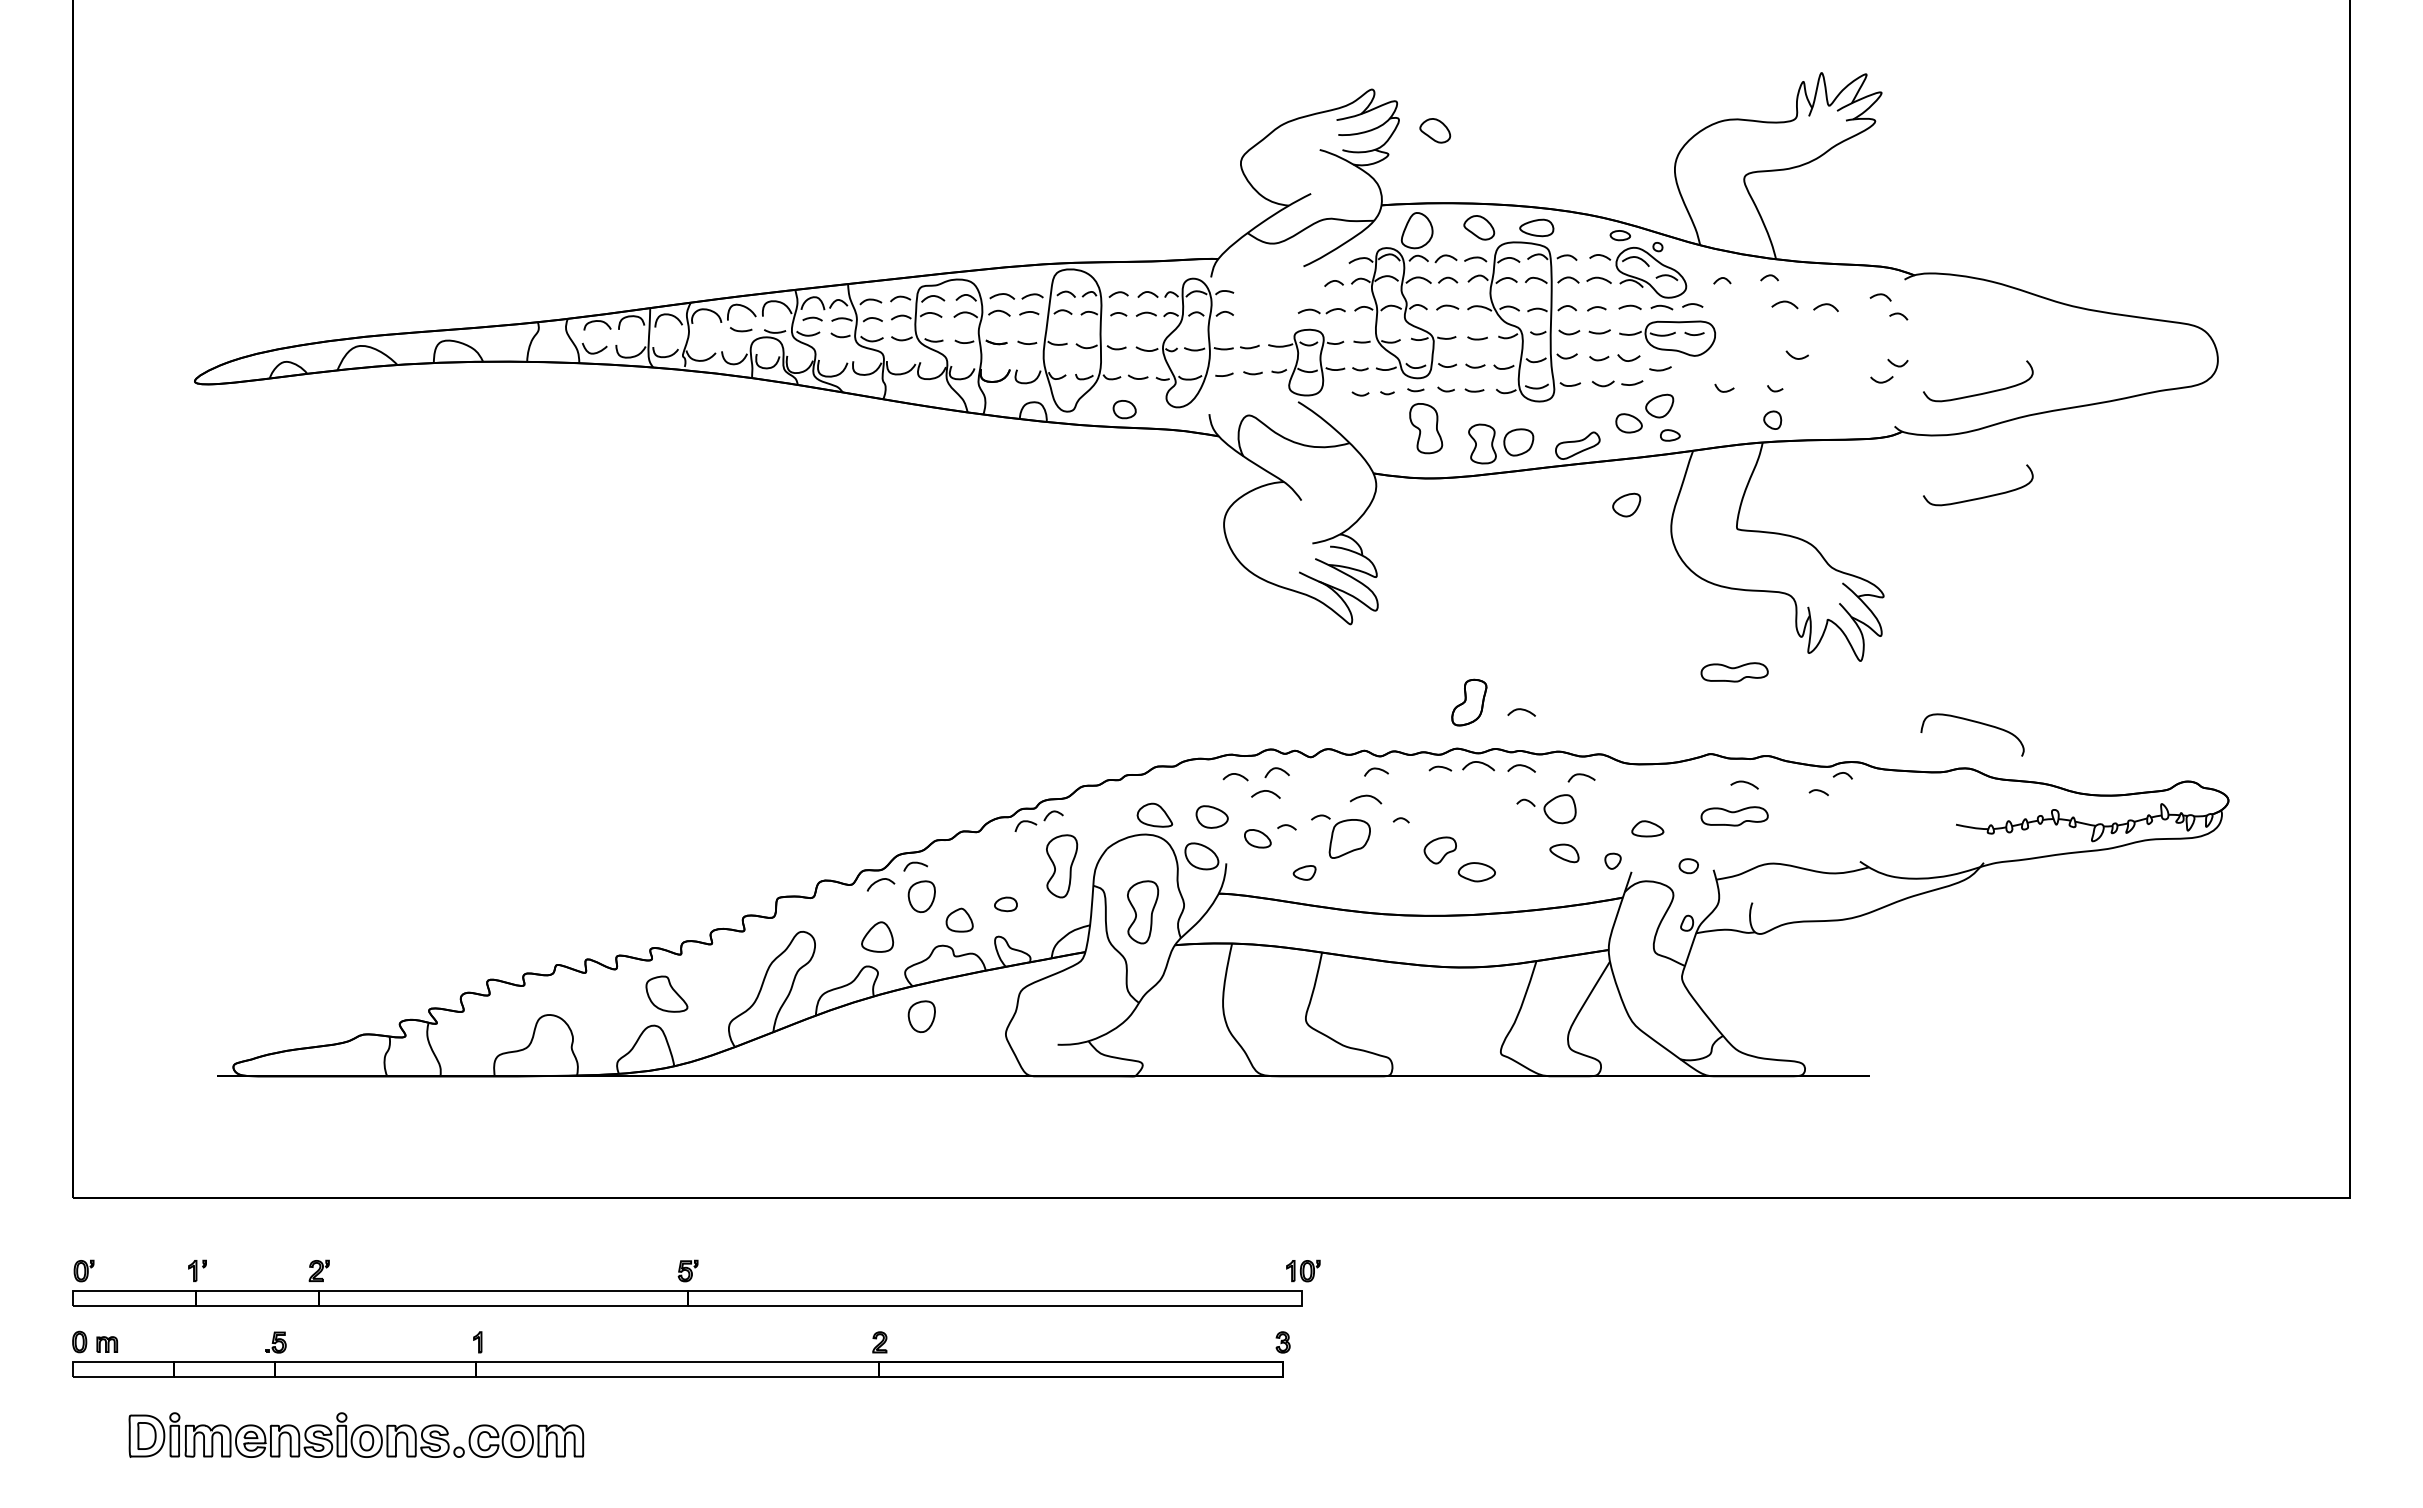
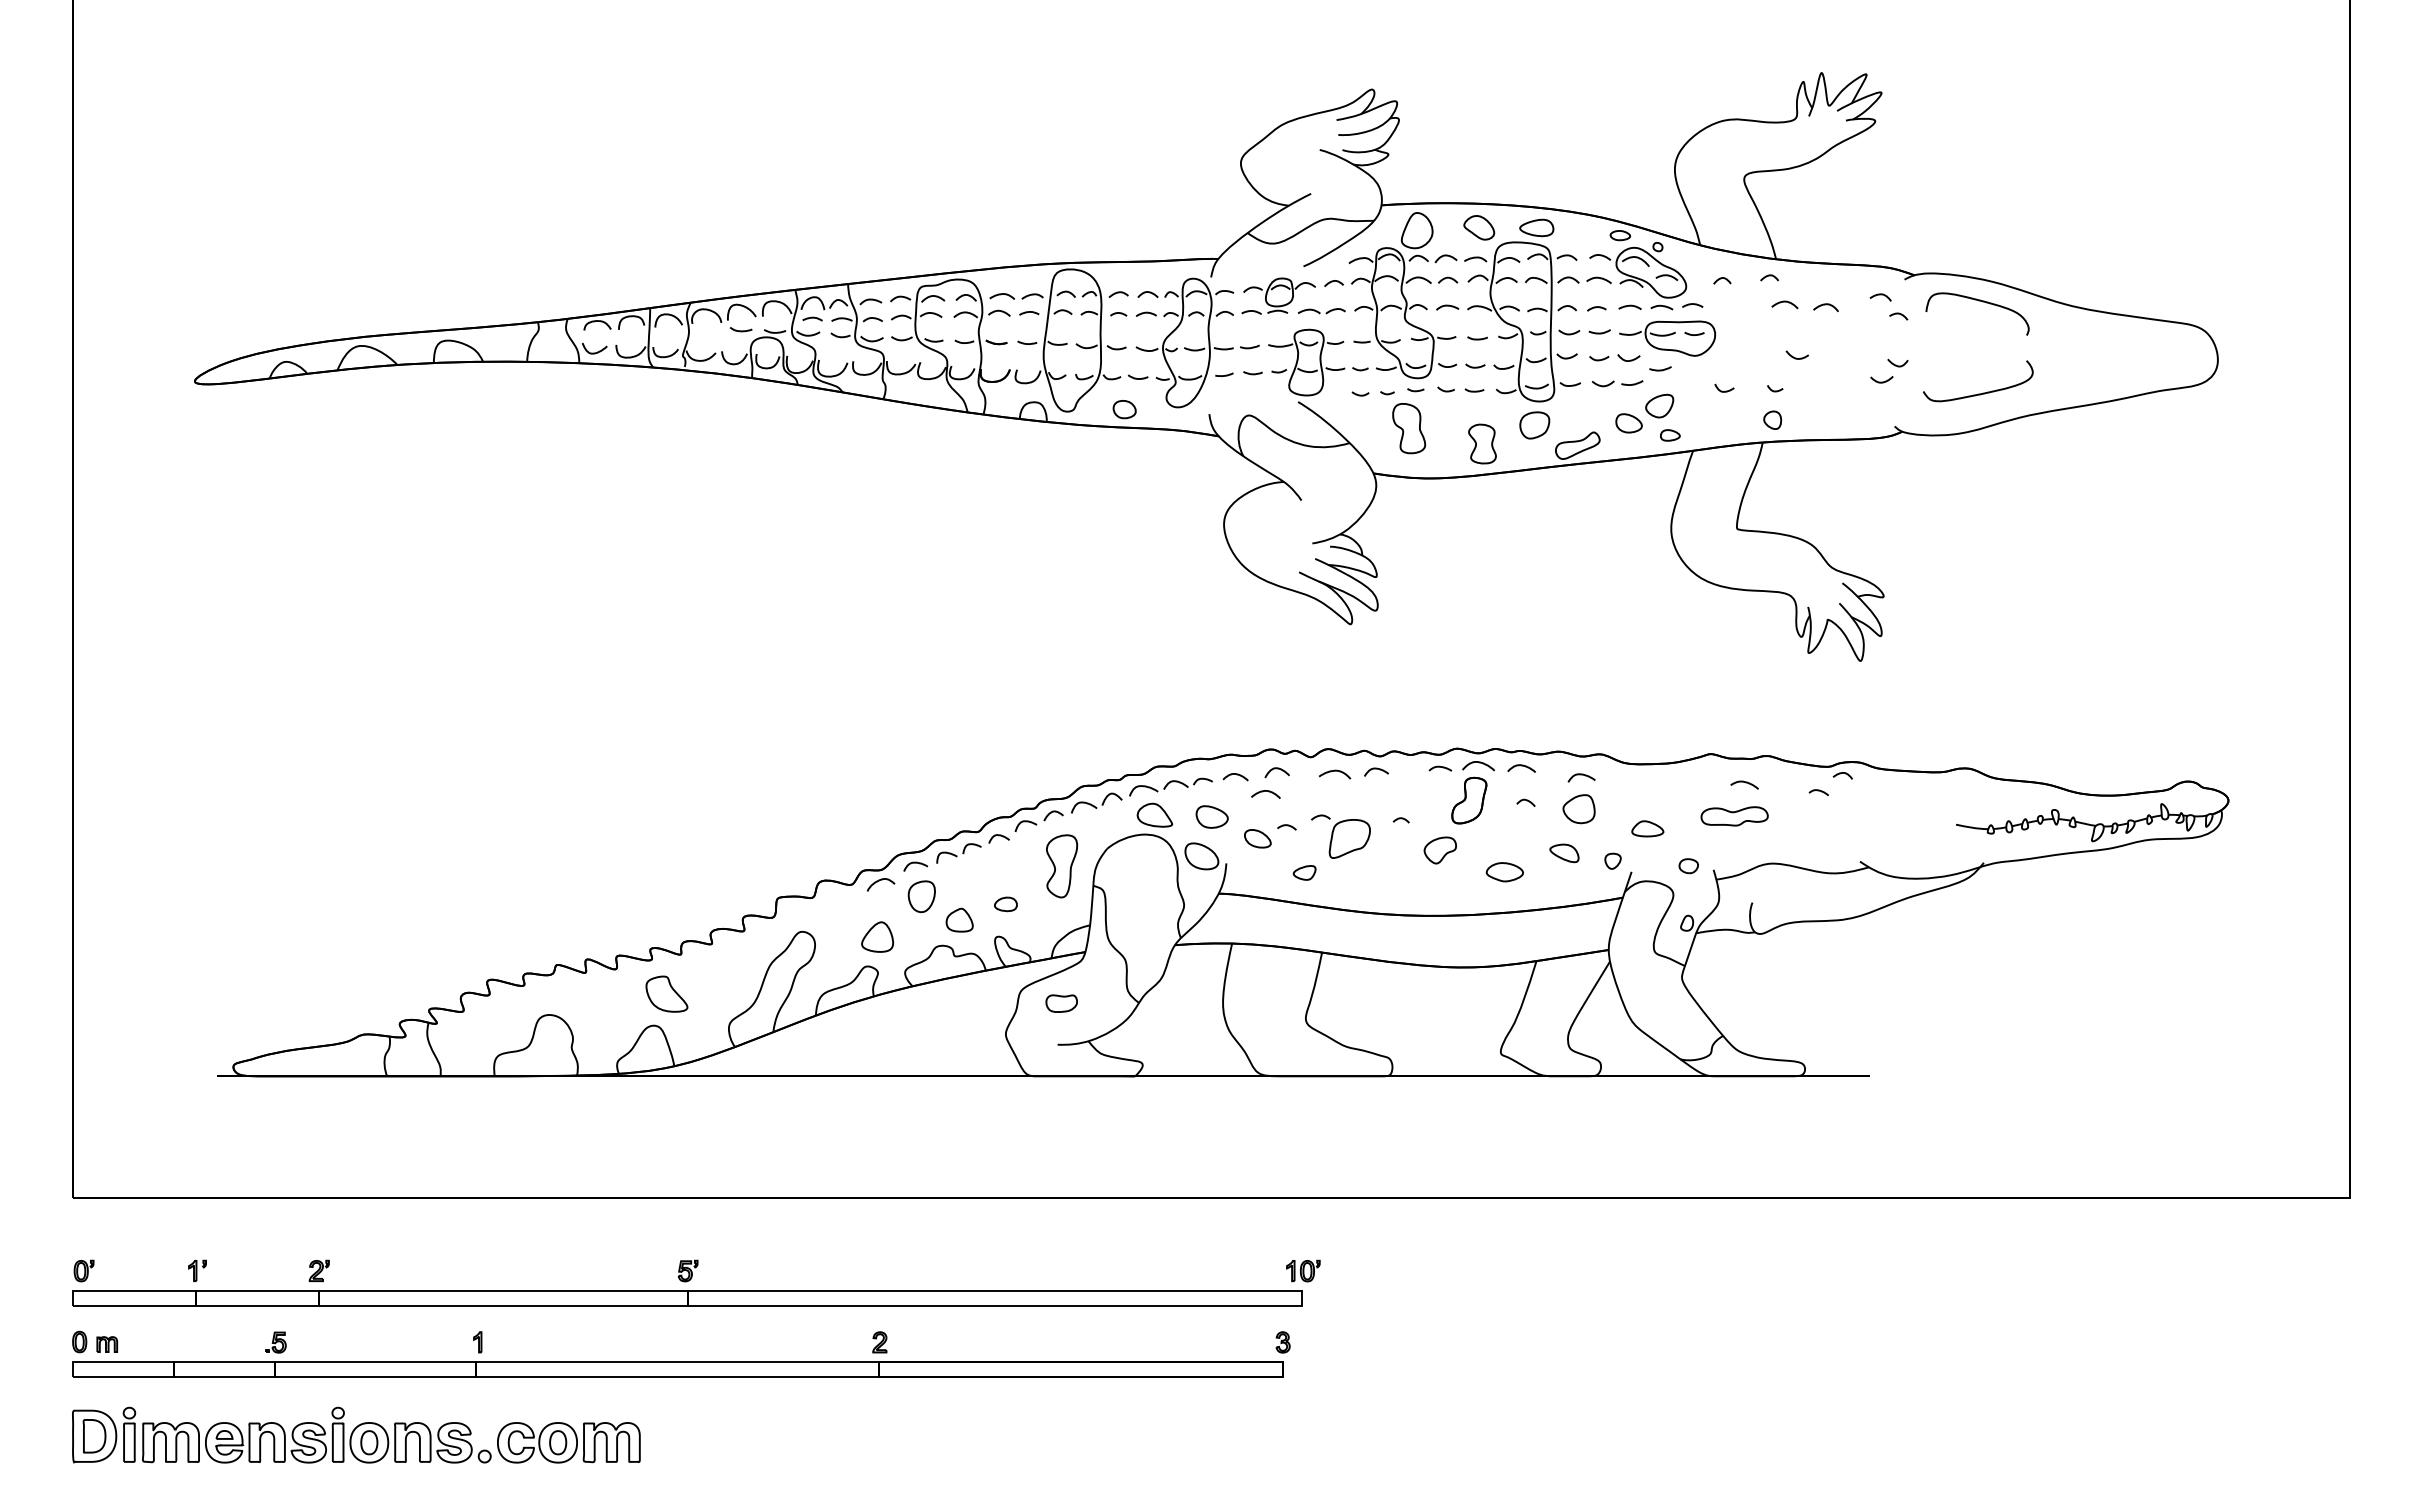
part: present -> none (1435, 130)
part: none -> present (1278, 295)
part position: (1426, 428) -> (1409, 428) (1409, 428)
part position: (1518, 442) -> (1534, 425) (1534, 425)
curve: present -> none (1978, 497)
part: present -> none (1626, 504)
part: present -> none (1734, 672)
part position: (1469, 702) -> (1469, 800) (1469, 800)
curve: present -> none (1521, 710)
curve position: (1973, 722) -> (1978, 301) (1978, 301)
part: none -> present (1139, 787)
curve position: (1366, 796) -> (1335, 771) (1335, 771)
part position: (1559, 809) -> (1578, 809) (1578, 809)
part: none -> present (972, 848)
part position: (1476, 872) -> (1504, 872) (1504, 872)
part: present -> none (1143, 912)
part: none -> present (1061, 1003)
part: present -> none (921, 1016)
part size: 457x46 px -> 569x58 px (356, 1434)
